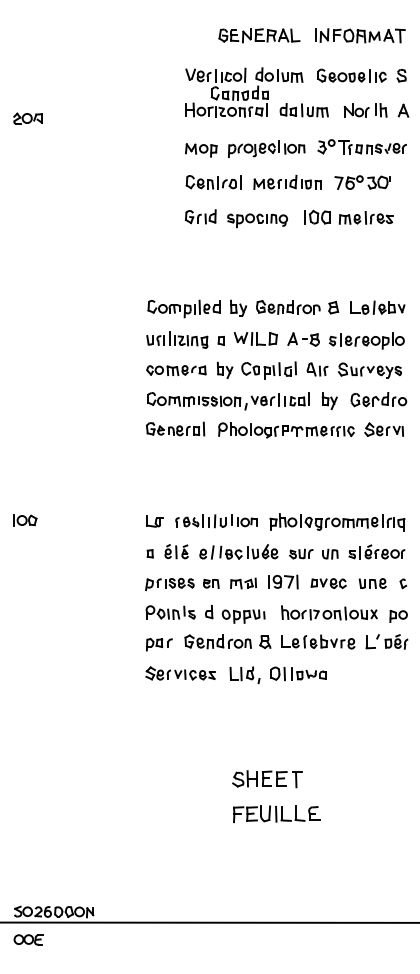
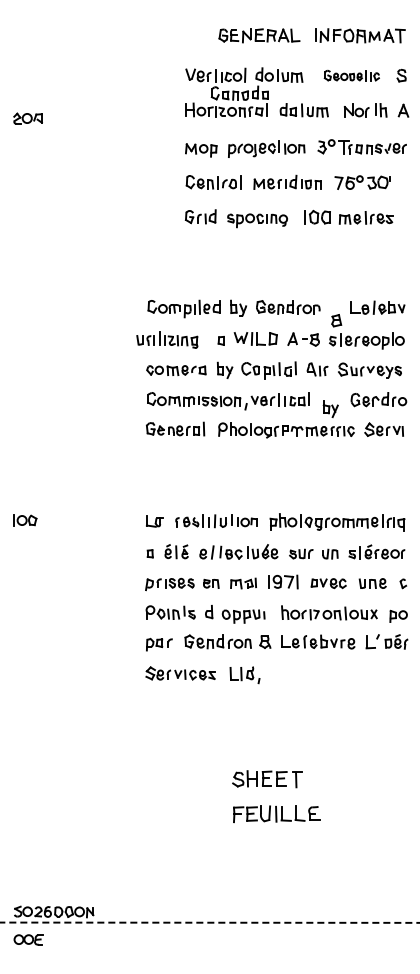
part size: 70x15 px -> 57x13 px (351, 75)
part position: (333, 307) -> (336, 320) (336, 320)
part position: (177, 339) -> (167, 339) (167, 339)
part position: (329, 400) -> (330, 408) (330, 408)
part: present -> none (298, 673)
line: solid -> dashed (209, 922)
